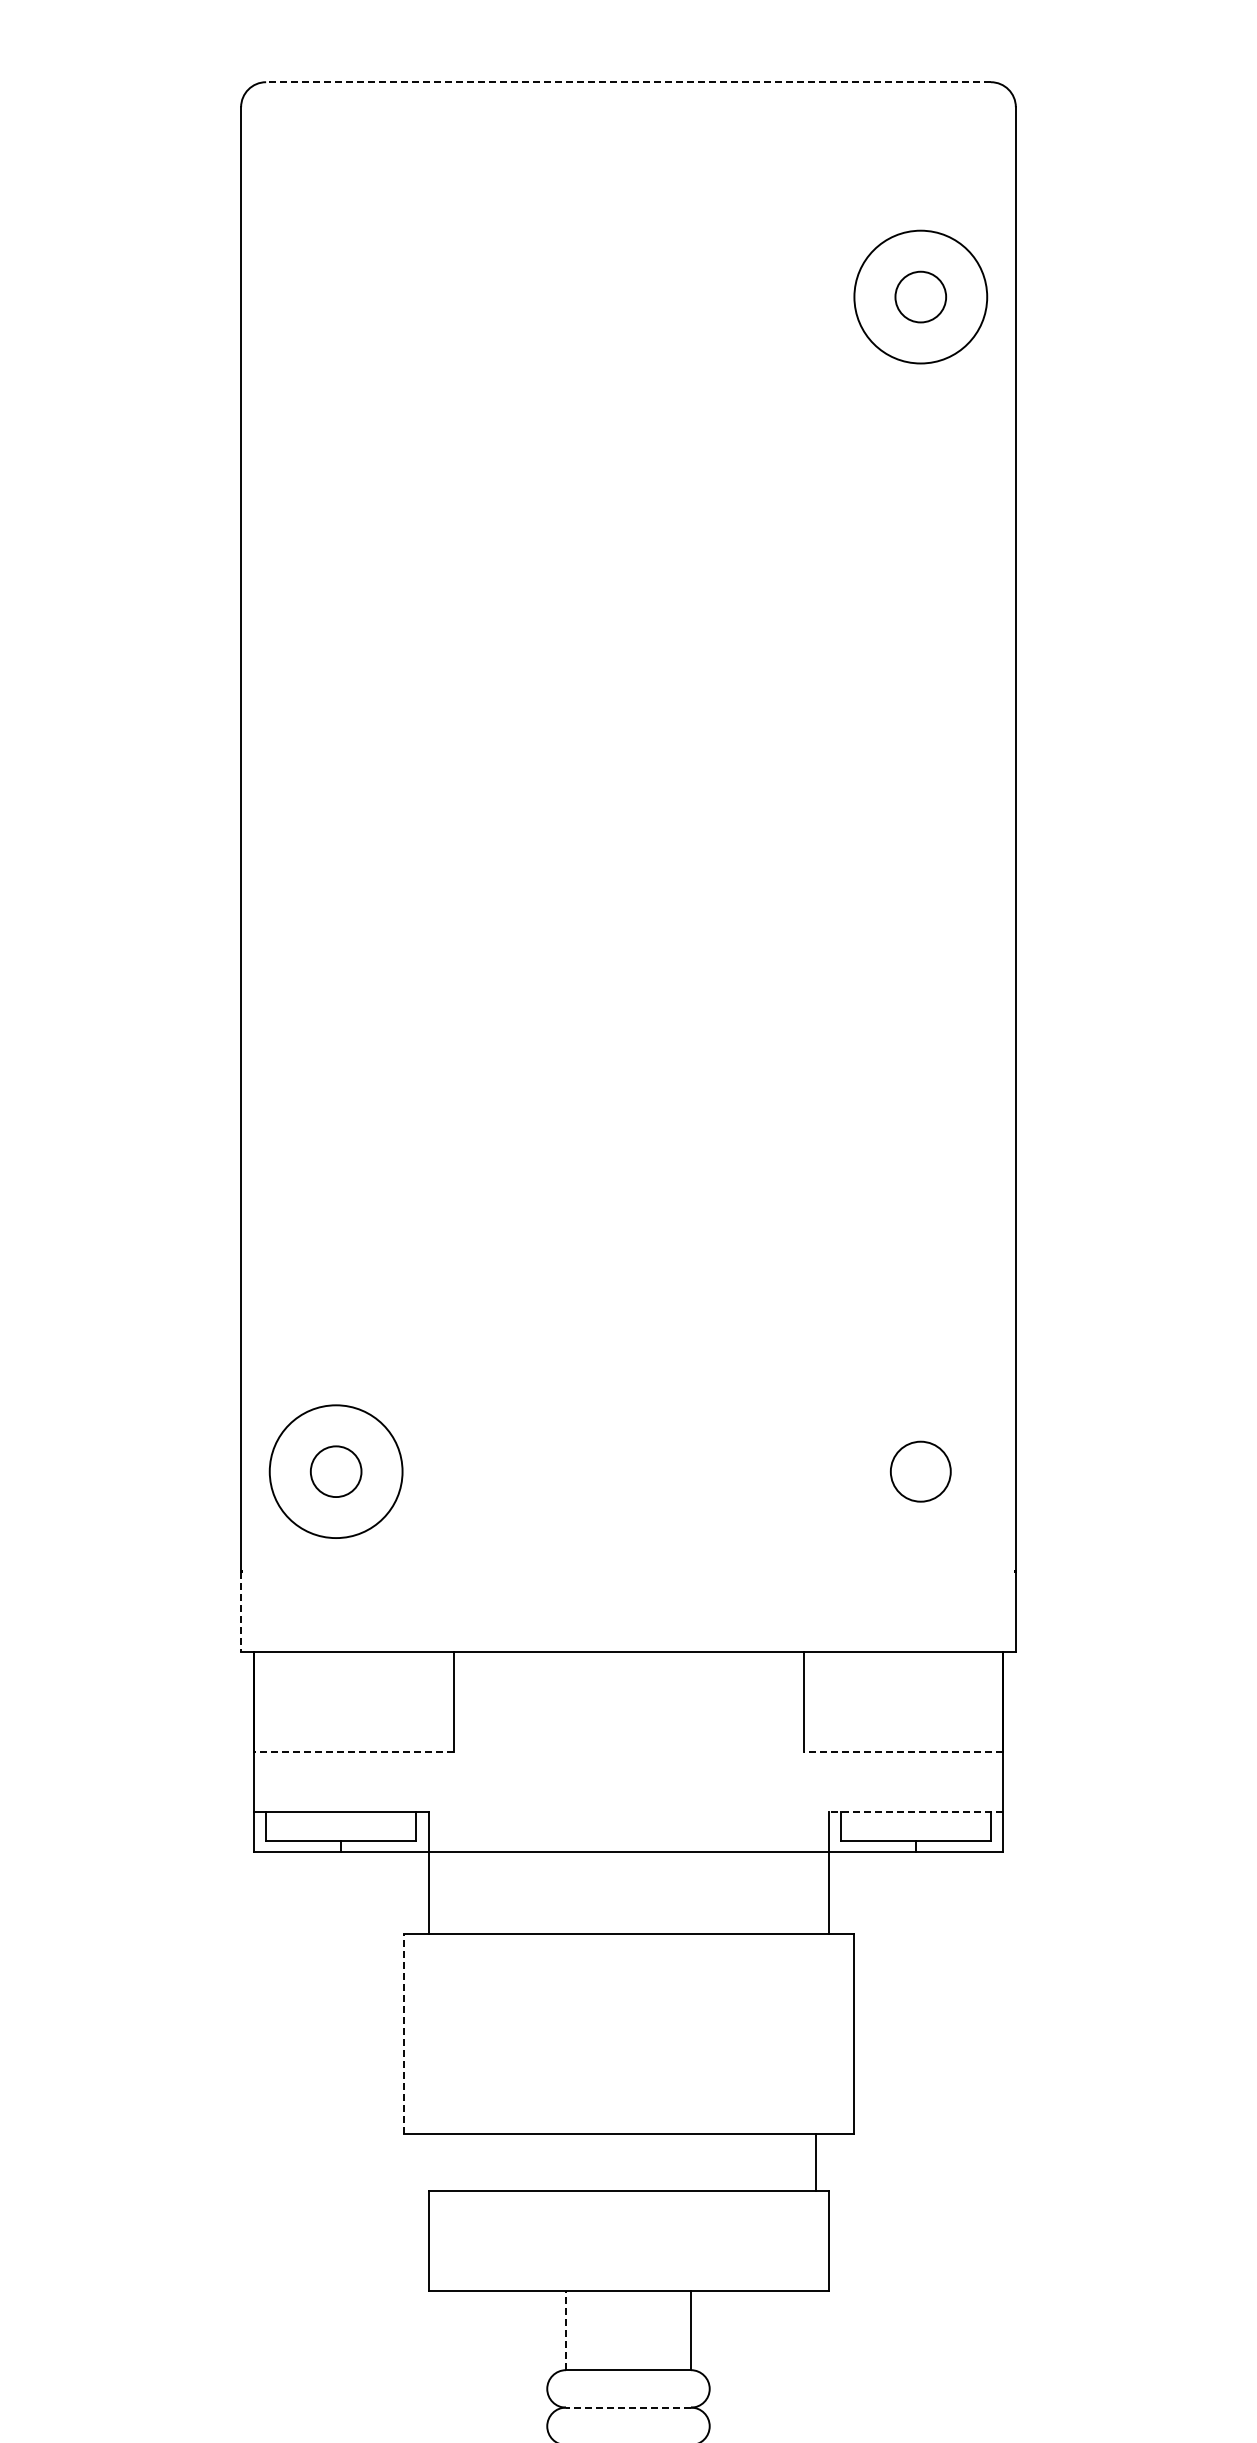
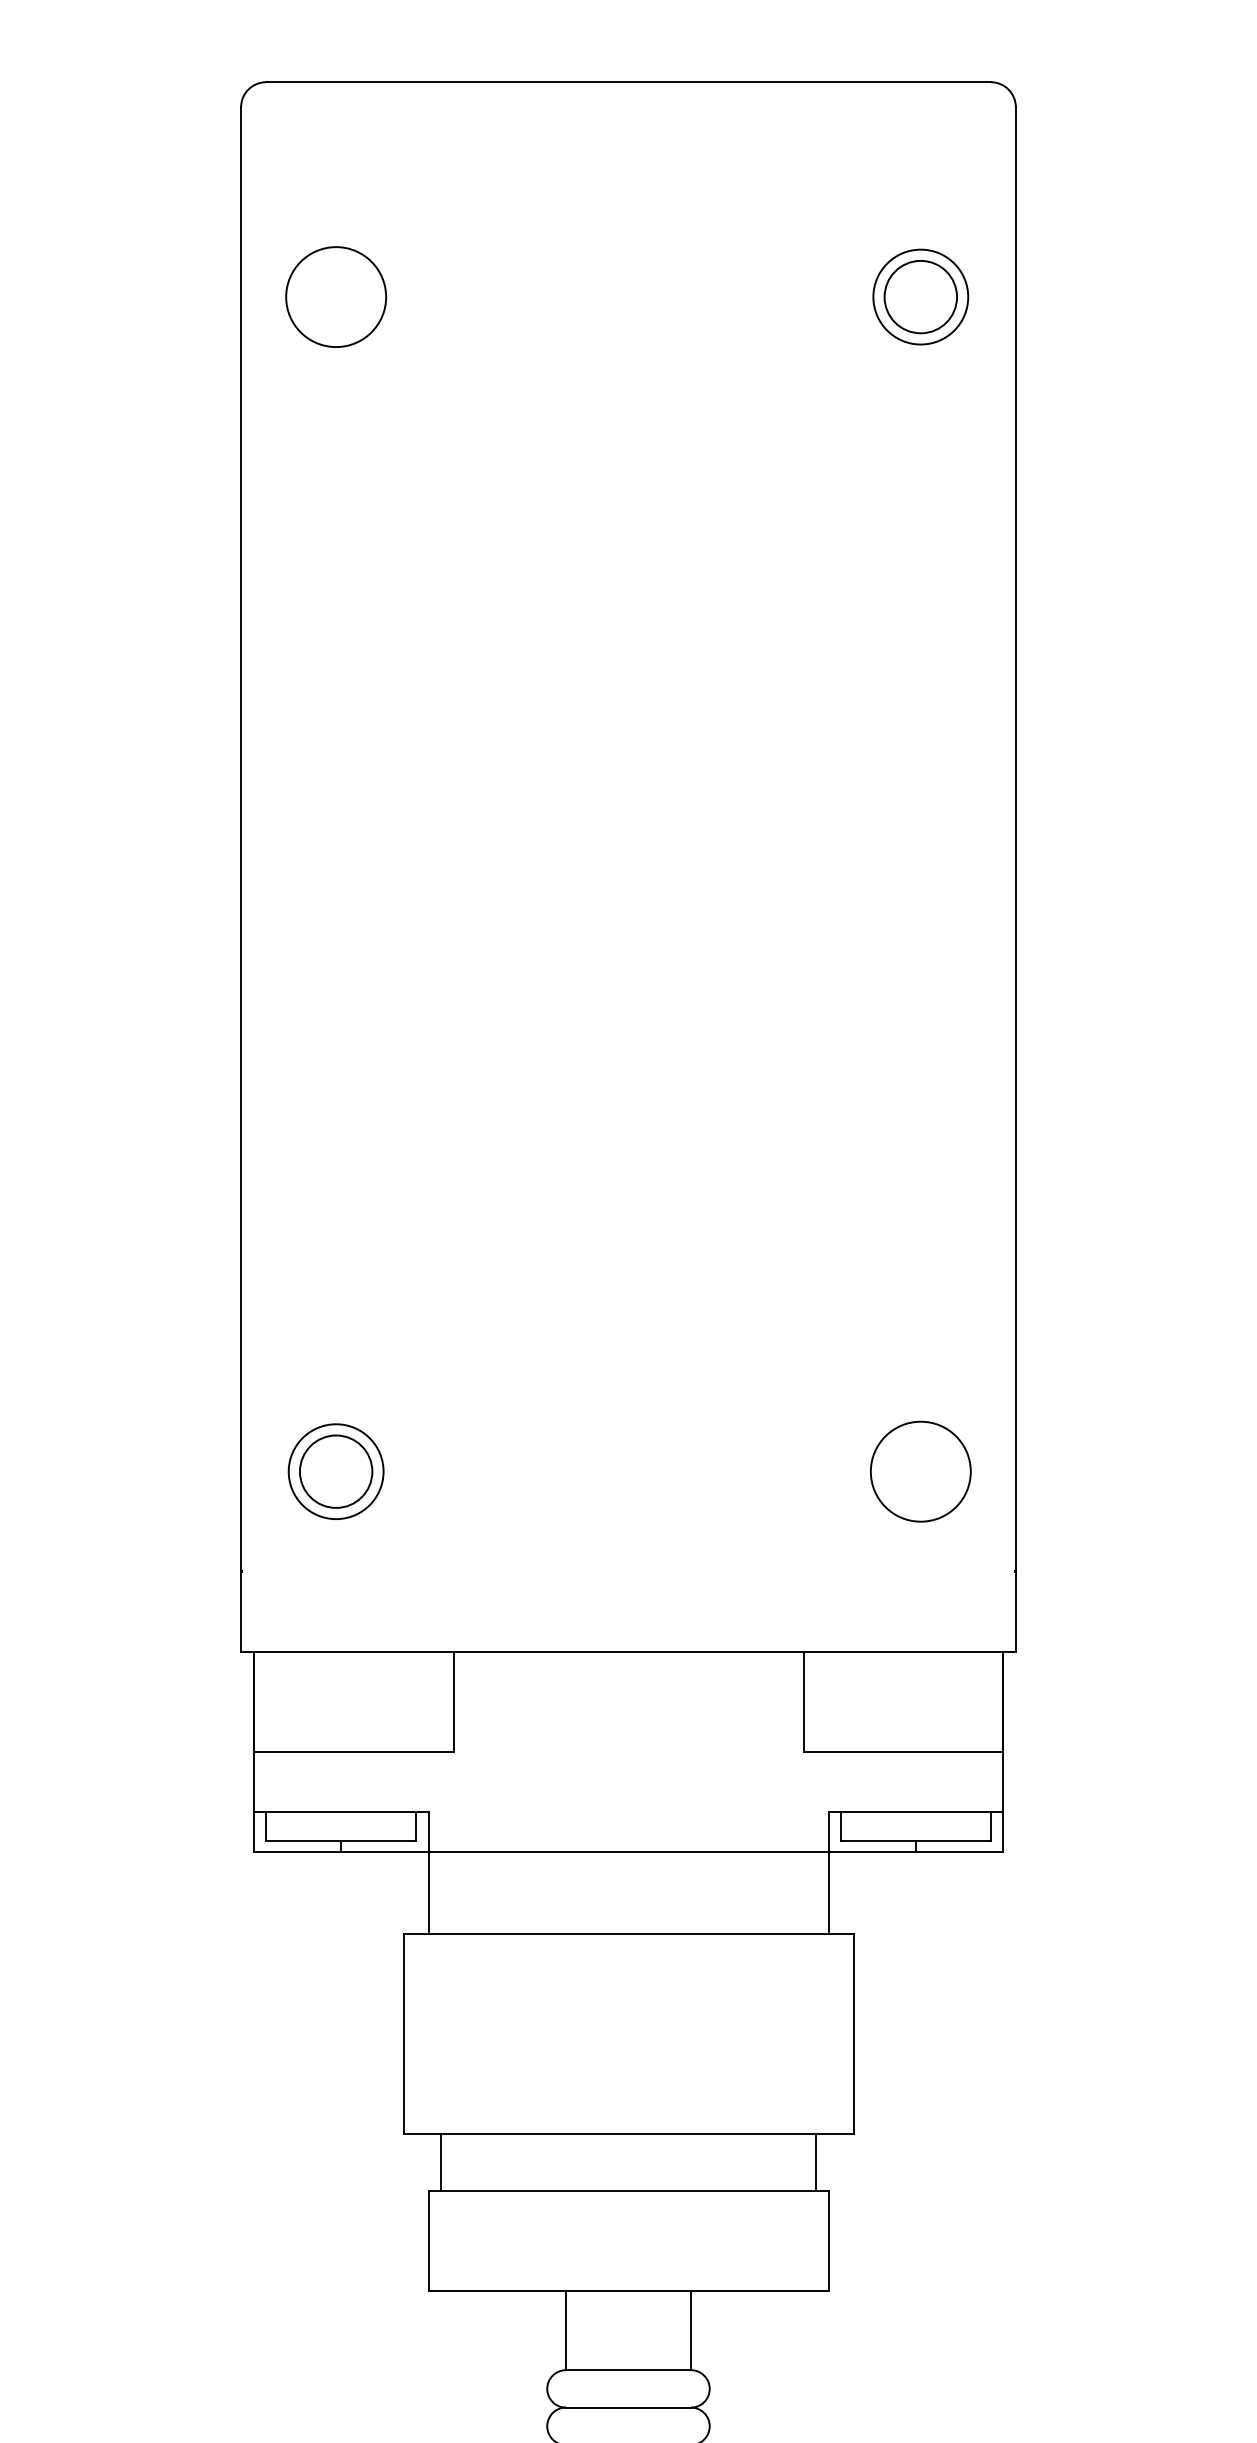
line: dashed -> solid (627, 82)
circle: none -> present (335, 296)
circle diameter: 133 px -> 95 px (920, 296)
circle diameter: 51 px -> 72 px (920, 296)
circle diameter: 133 px -> 95 px (335, 1471)
circle diameter: 51 px -> 72 px (335, 1471)
circle diameter: 60 px -> 100 px (920, 1471)
line: dashed -> solid (241, 1611)
line: dashed -> solid (353, 1751)
line: dashed -> solid (903, 1751)
line: dashed -> solid (915, 1811)
line: dashed -> solid (403, 2033)
line: none -> present (441, 2162)
line: dashed -> solid (566, 2330)
line: dashed -> solid (627, 2407)
